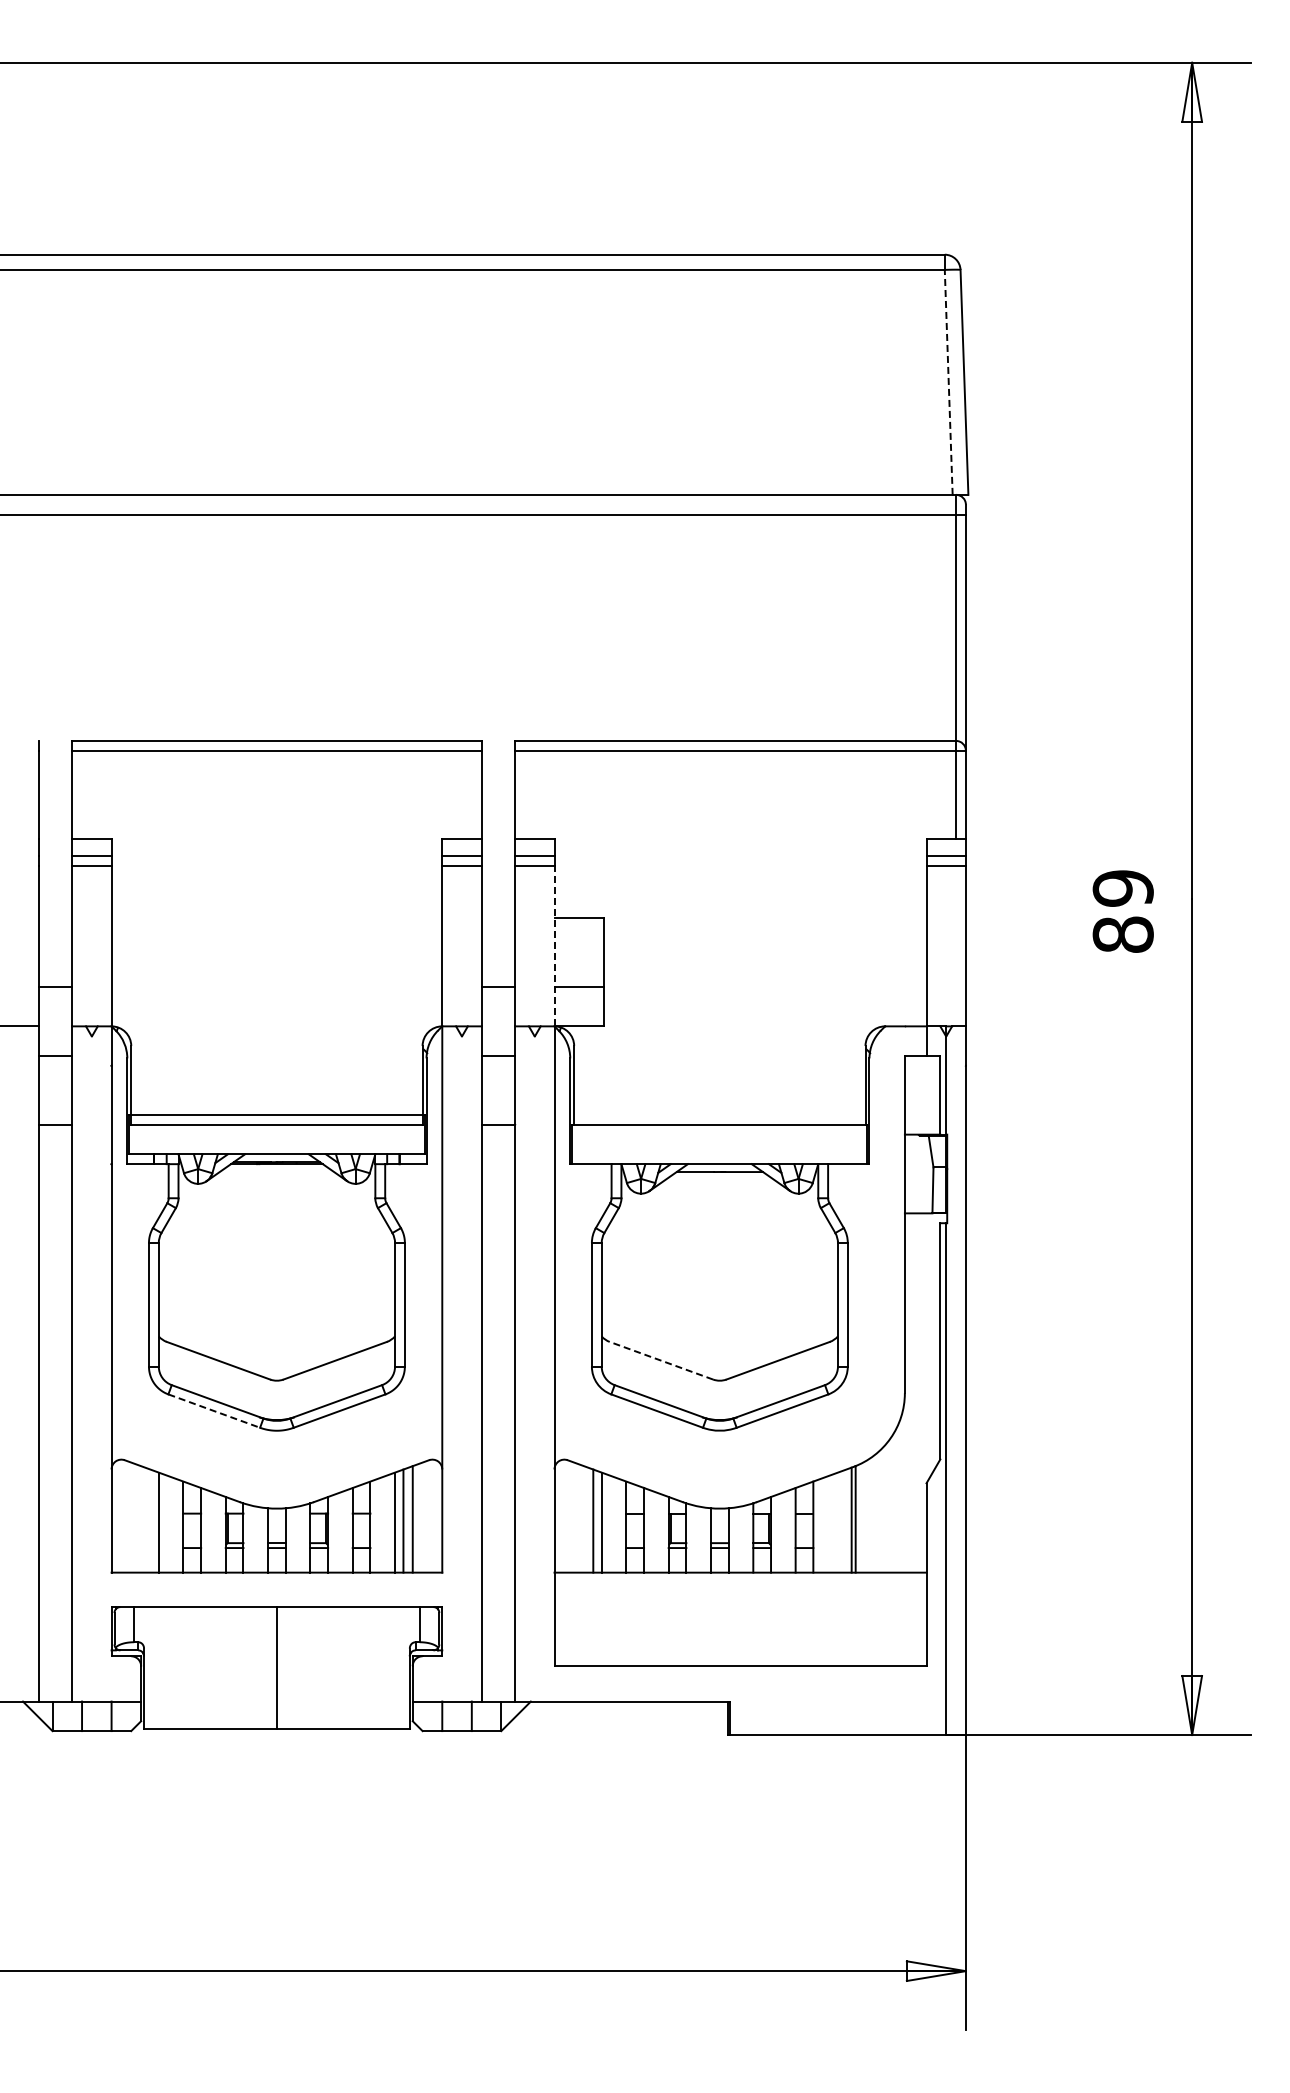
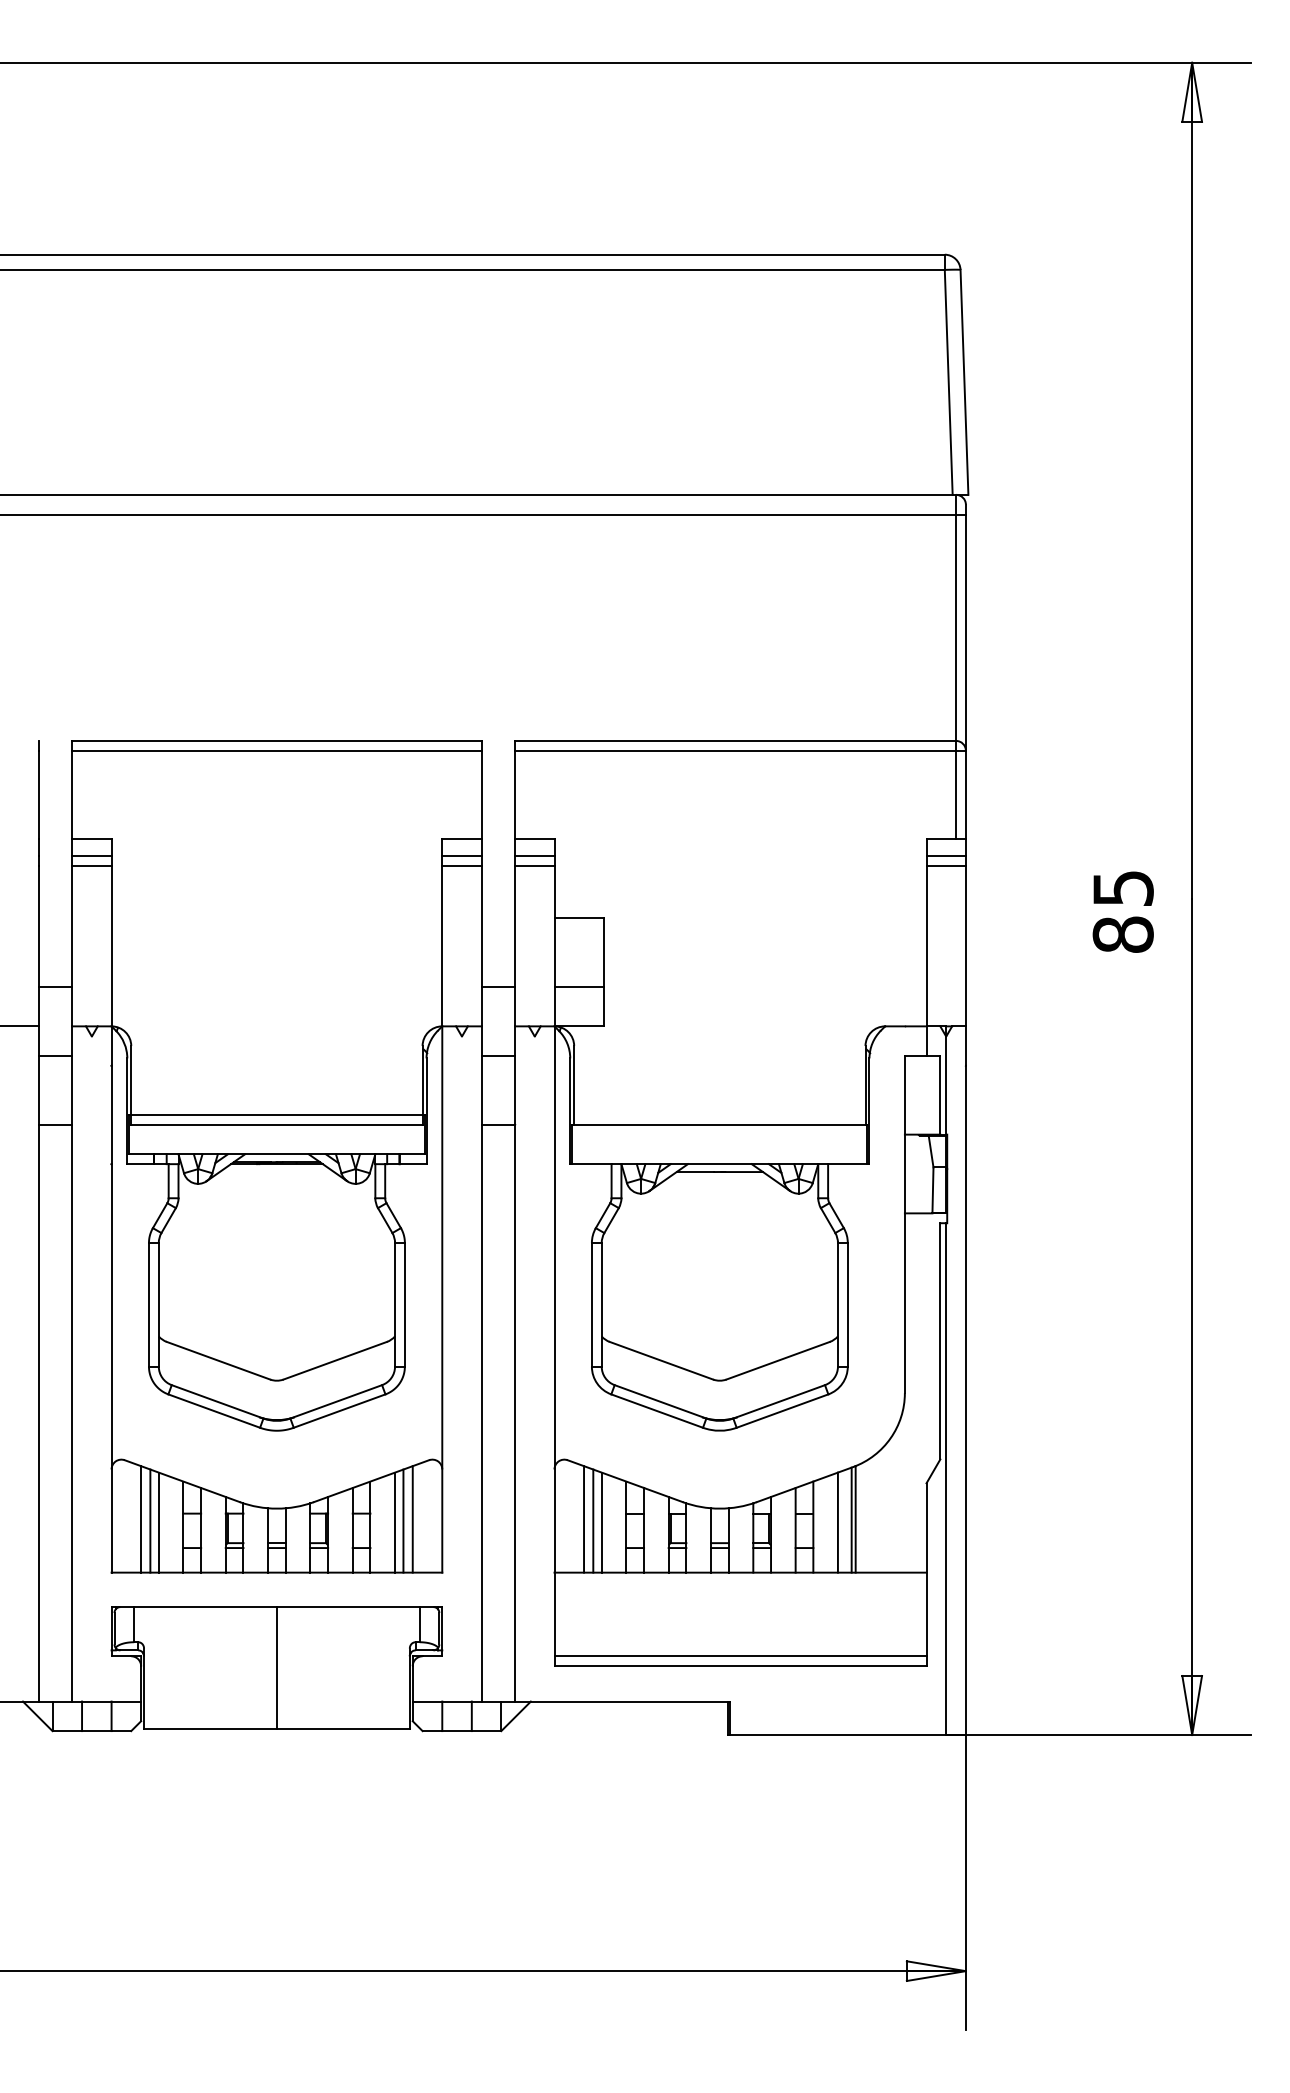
line: dashed -> solid (948, 382)
text: 89 -> 85 (1122, 888)
line: dashed -> solid (554, 945)
line: dashed -> solid (661, 1360)
line: dashed -> solid (214, 1411)
line: none -> present (141, 1519)
line: none -> present (584, 1519)
line: none -> present (150, 1520)
line: none -> present (837, 1522)
line: none -> present (740, 1656)
